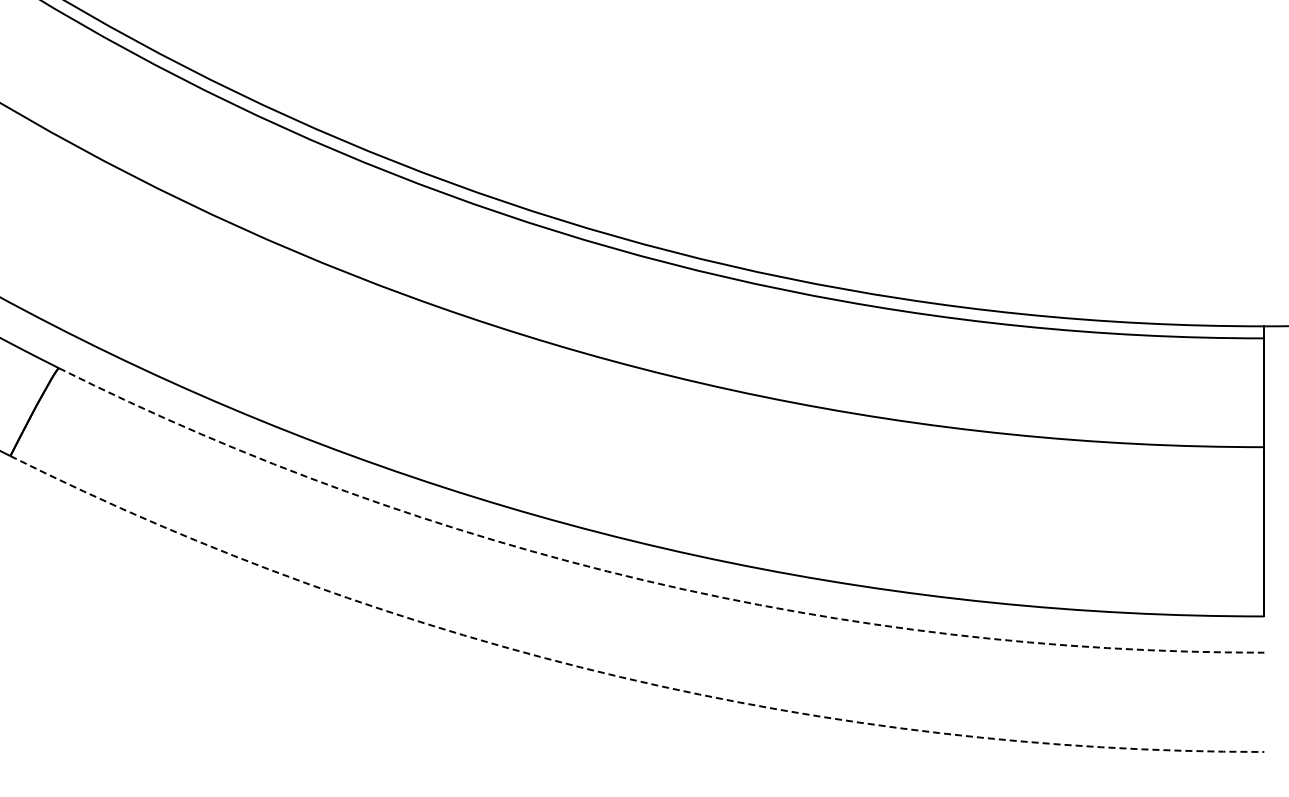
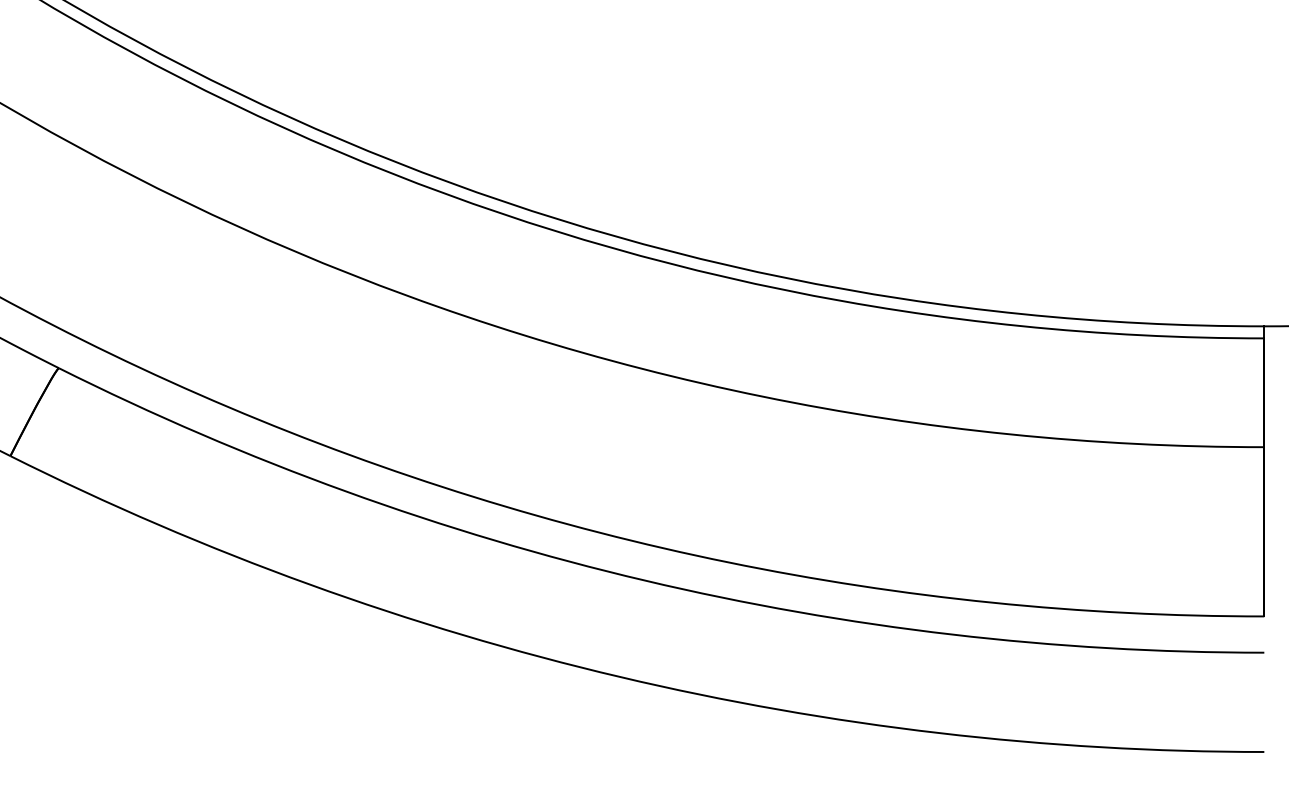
arc: dashed -> solid (645, 580)
arc: dashed -> solid (620, 677)
